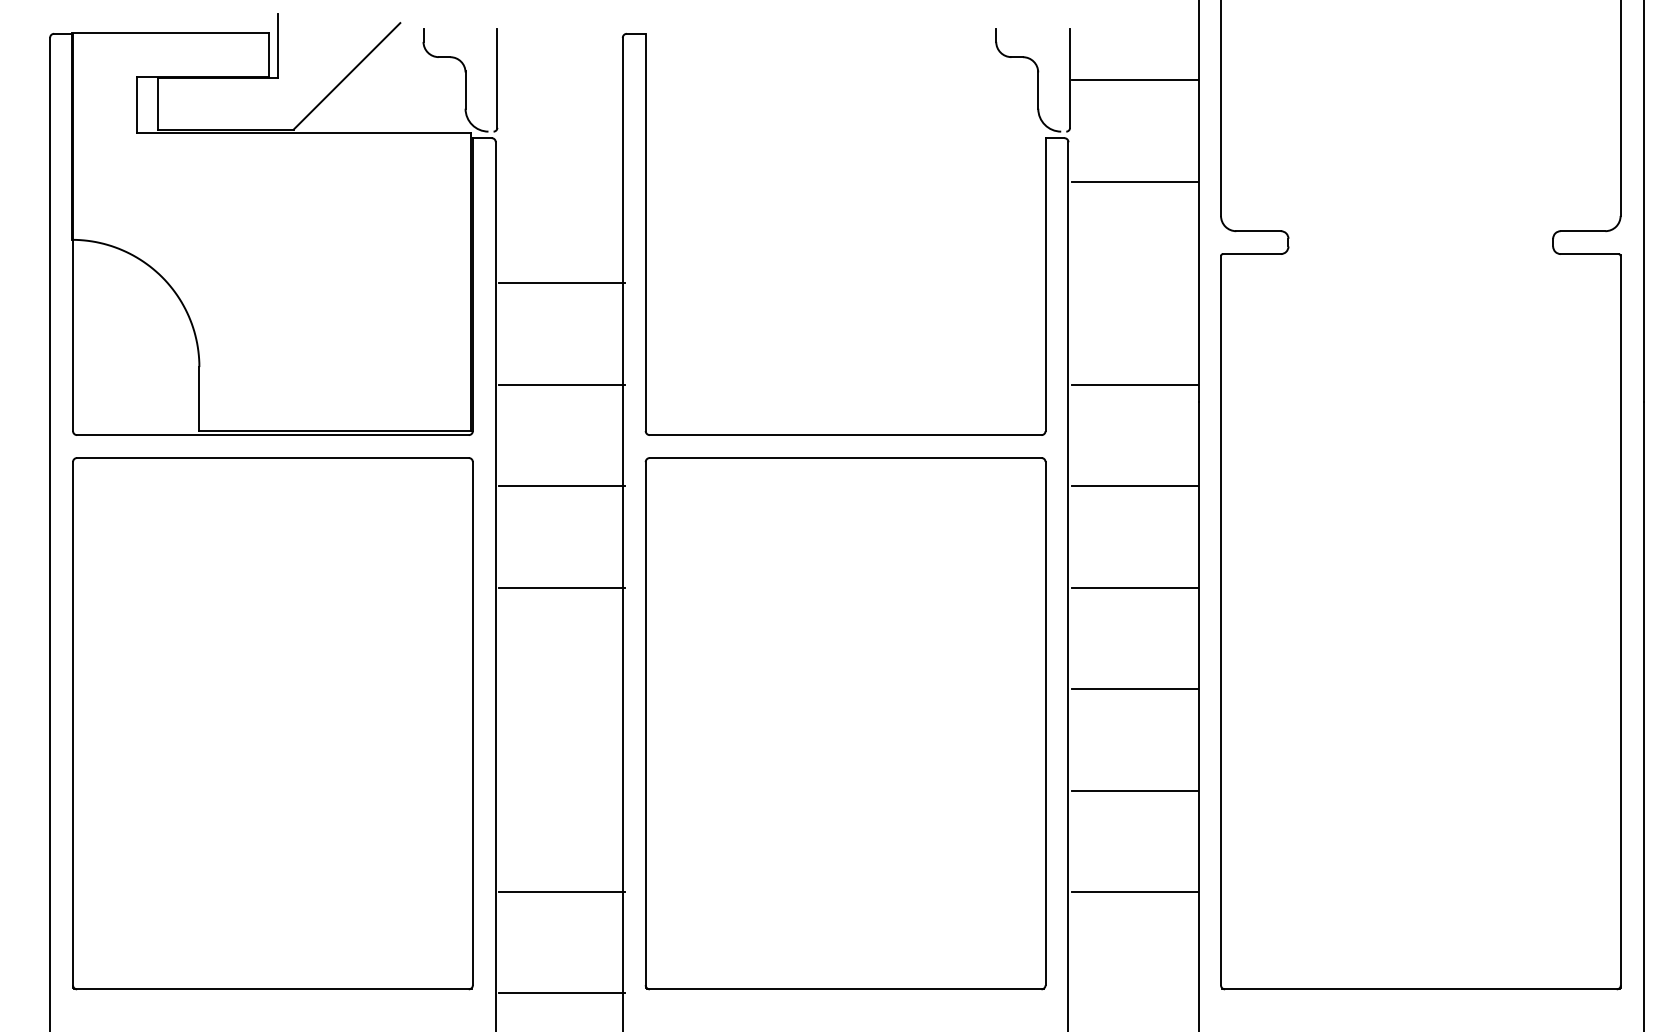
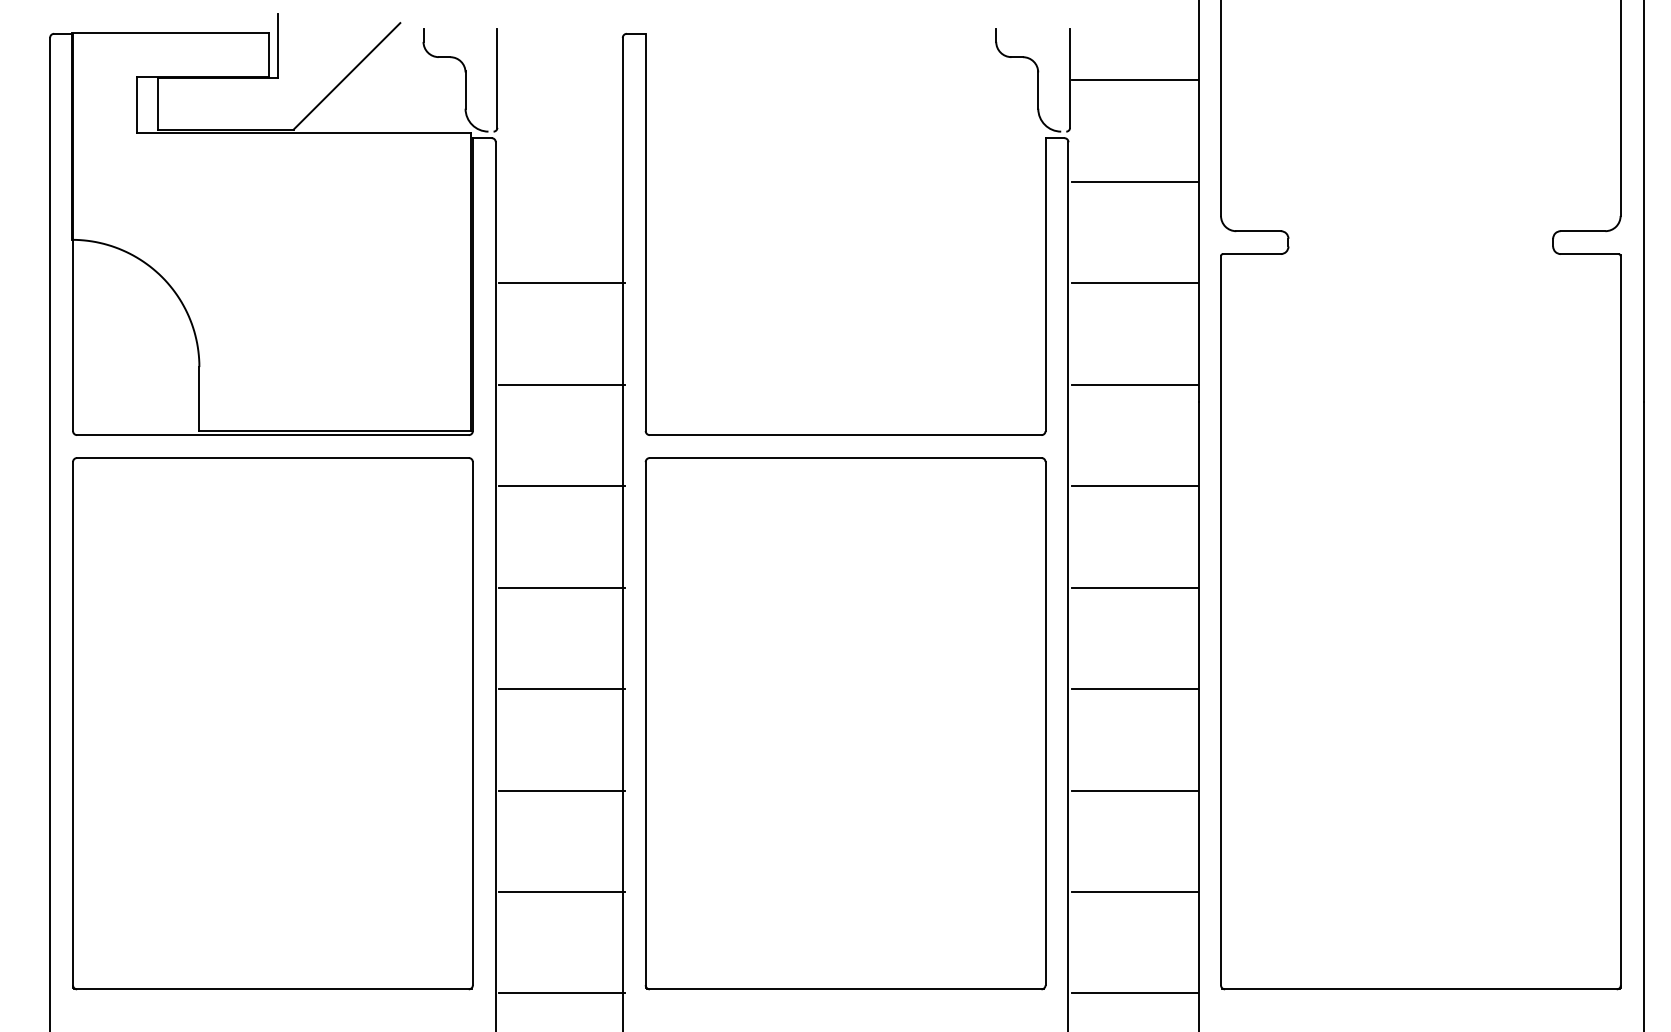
line: none -> present (1135, 283)
line: none -> present (562, 689)
line: none -> present (562, 790)
line: none -> present (1135, 993)
